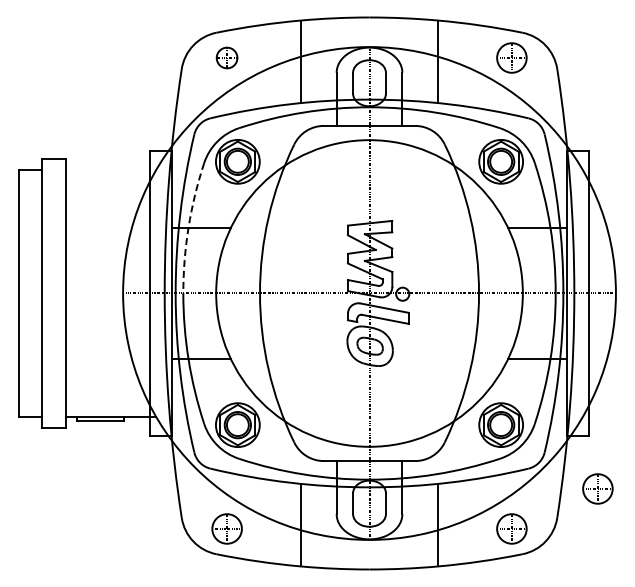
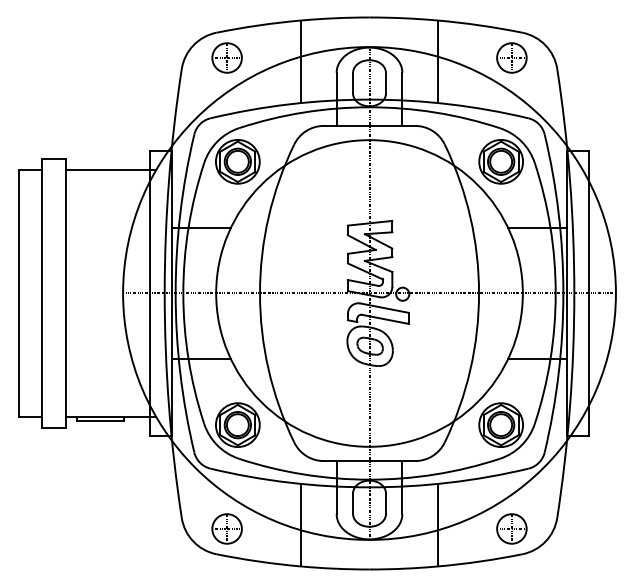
part size: 24x24 px -> 32x32 px (226, 57)
line: none -> present (110, 170)
arc: dashed -> solid (188, 227)
part: present -> none (597, 488)
